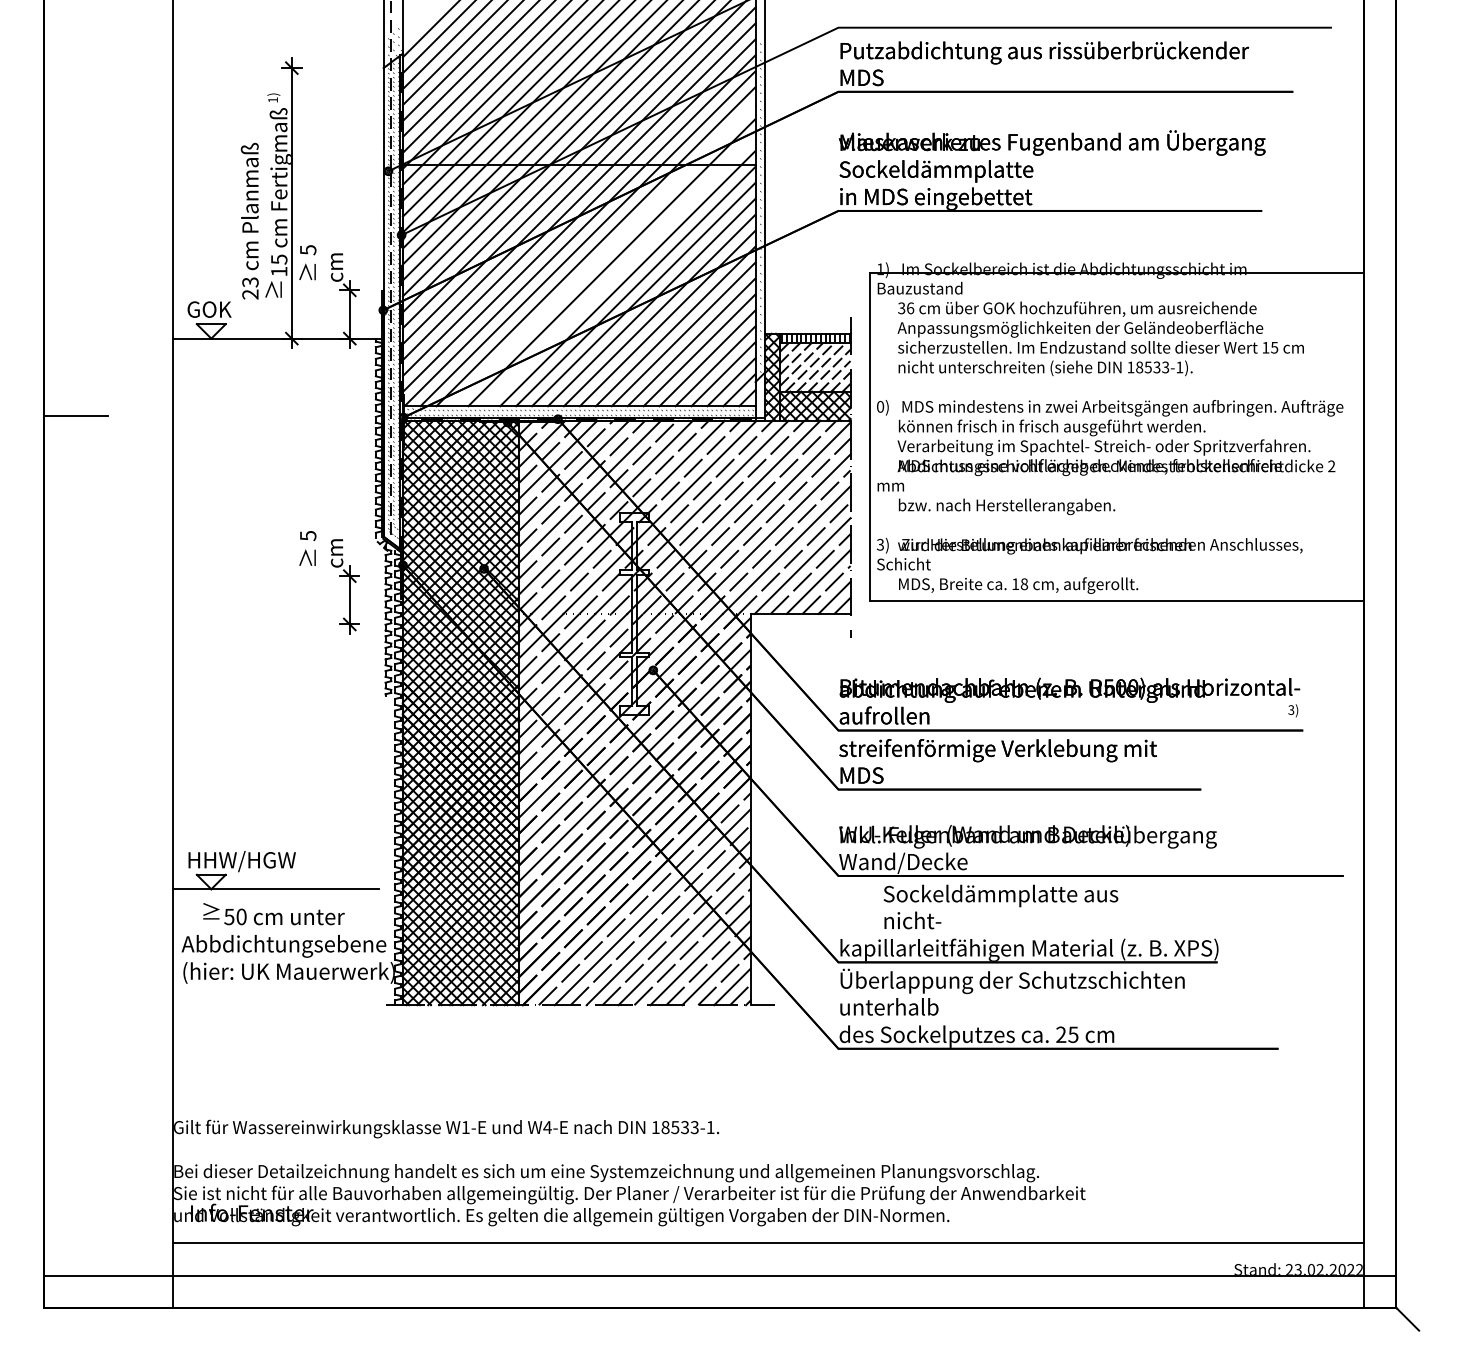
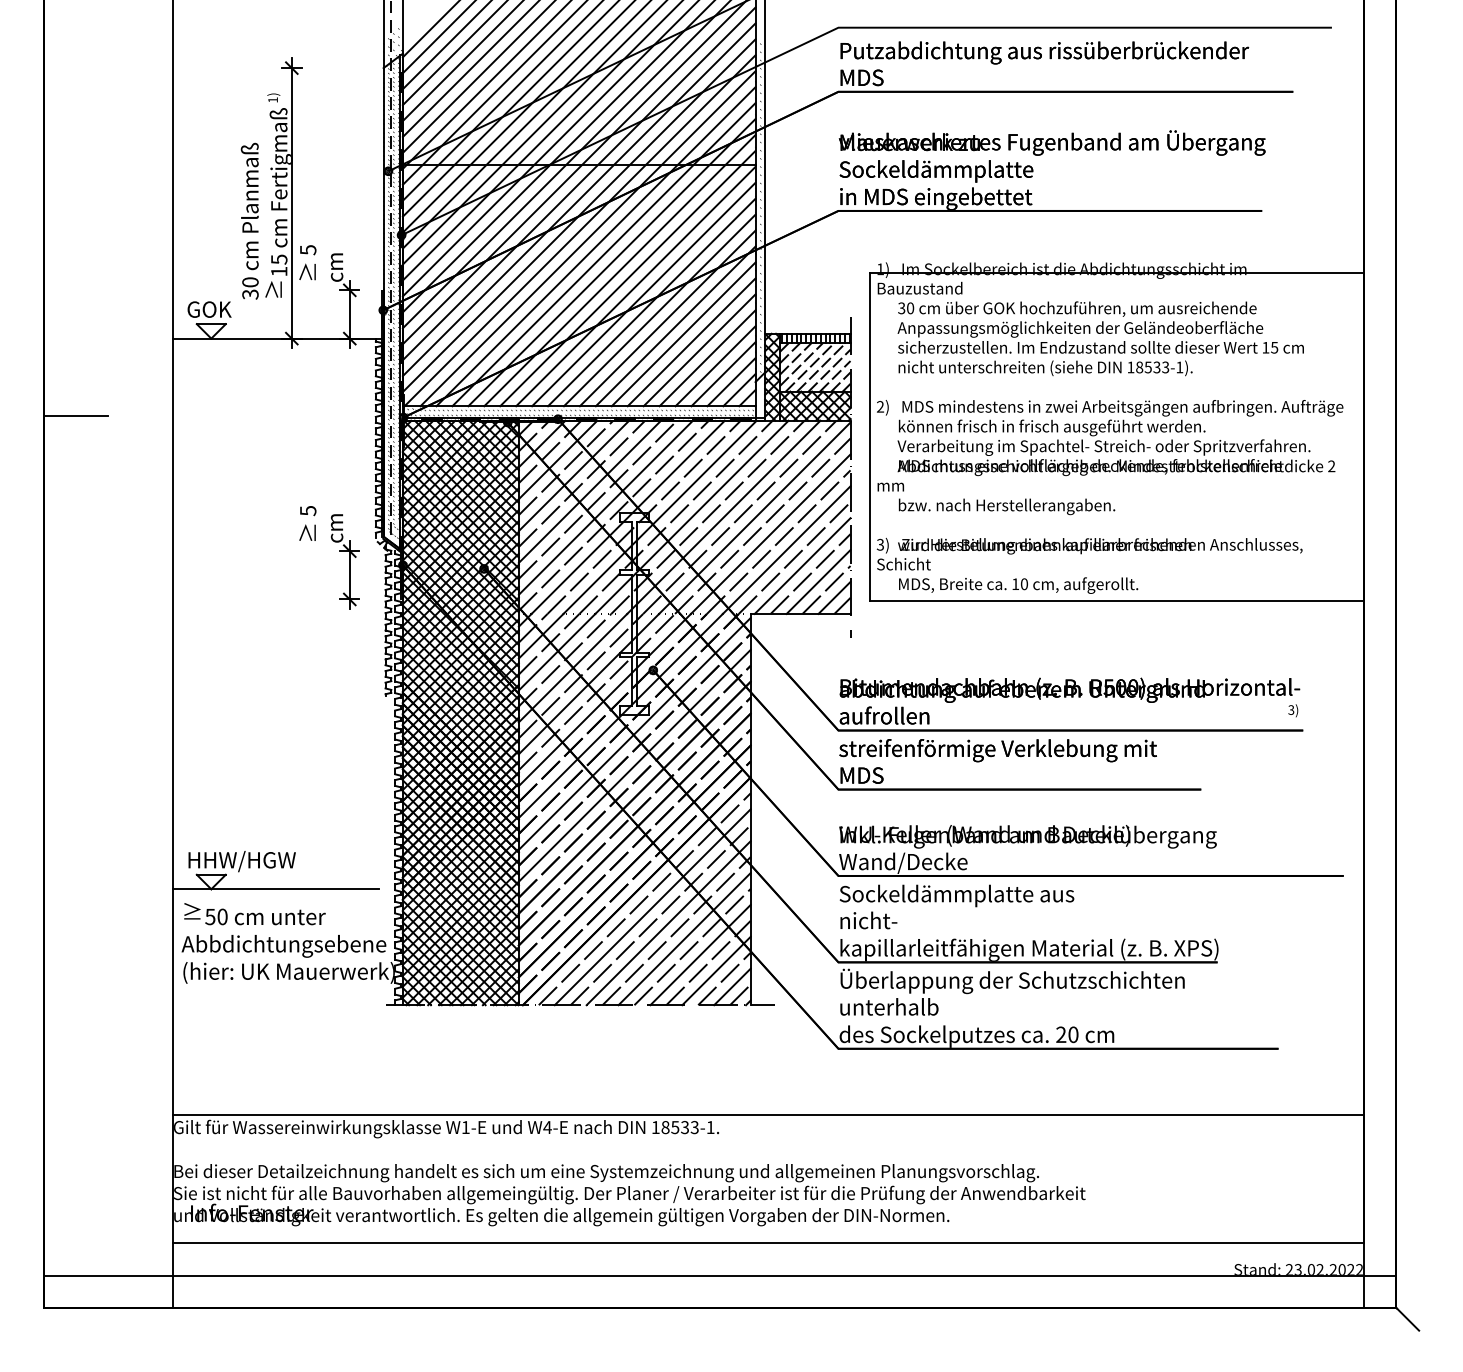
line: none -> present (603, 254)
line: none -> present (619, 270)
text: 23 -> 30 (250, 288)
text: 36 -> 30 (910, 307)
text: 0) -> 2) (880, 406)
part position: (339, 576) -> (339, 551) (339, 551)
text: 18 -> 10 (1024, 584)
text position: (1000, 906) -> (956, 906) (956, 906)
text position: (273, 914) -> (254, 914) (254, 914)
text: 25 -> 20 (1073, 1034)
line: none -> present (768, 1114)
